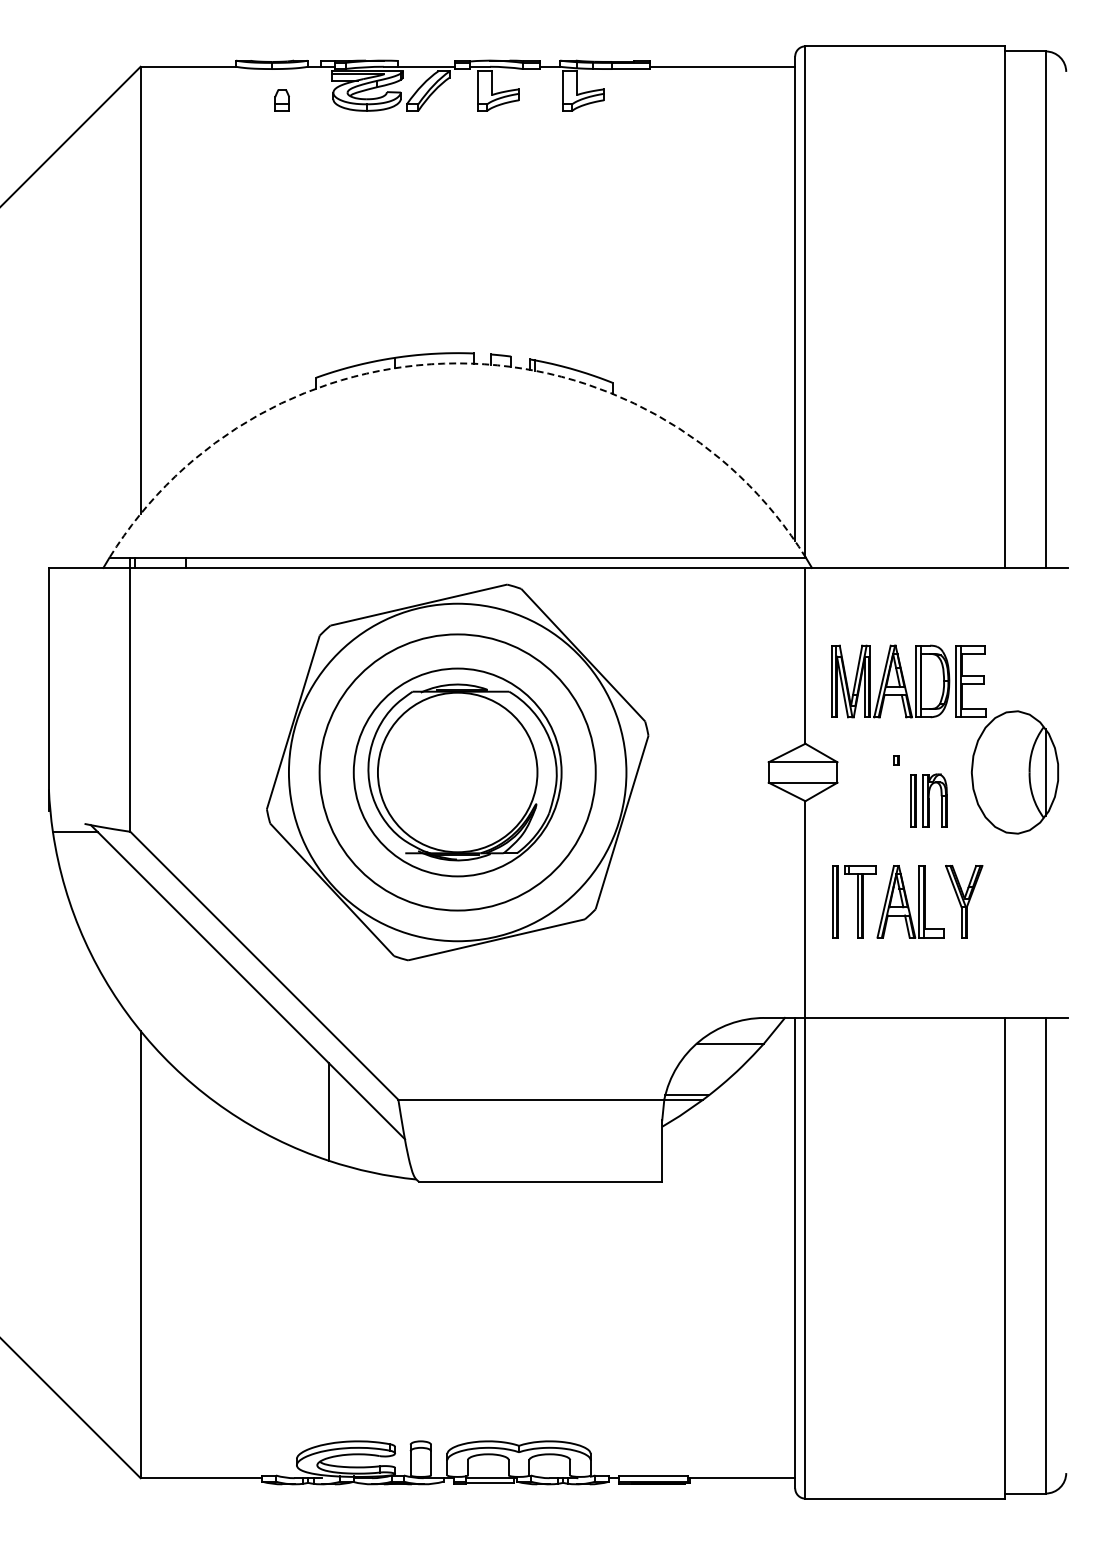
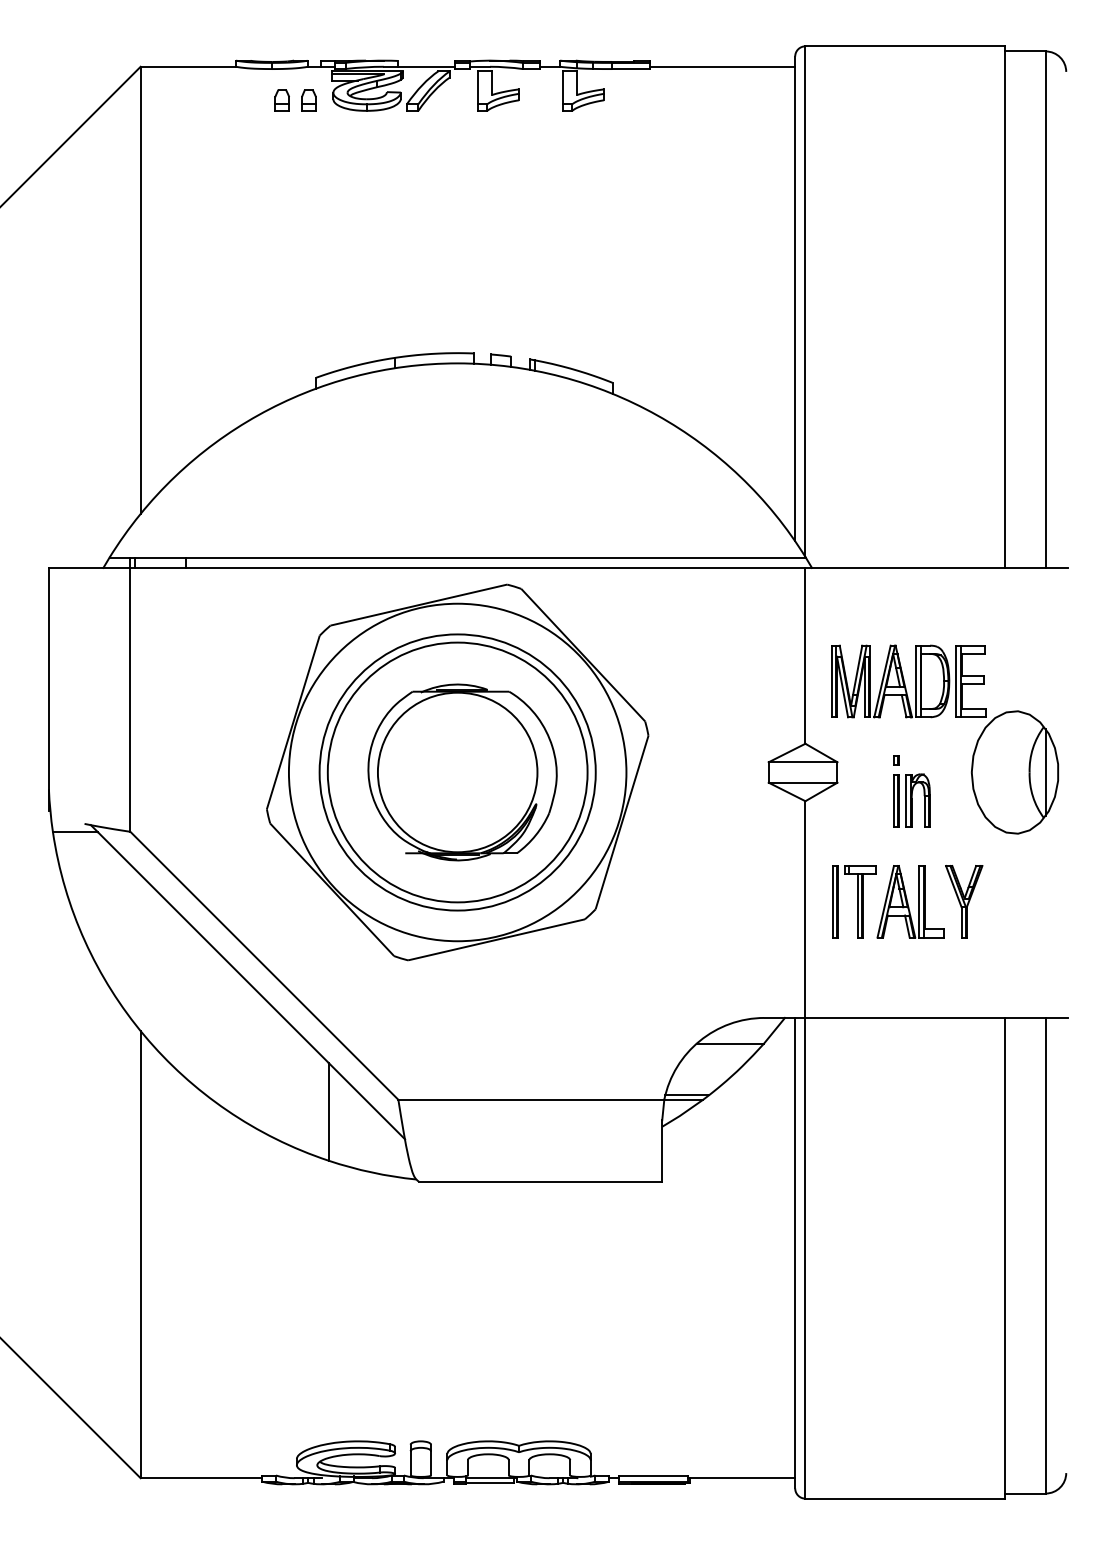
part: none -> present (308, 100)
arc: dashed -> solid (457, 363)
circle diameter: 208 px -> 260 px (457, 772)
part position: (928, 800) -> (911, 800) (911, 800)
